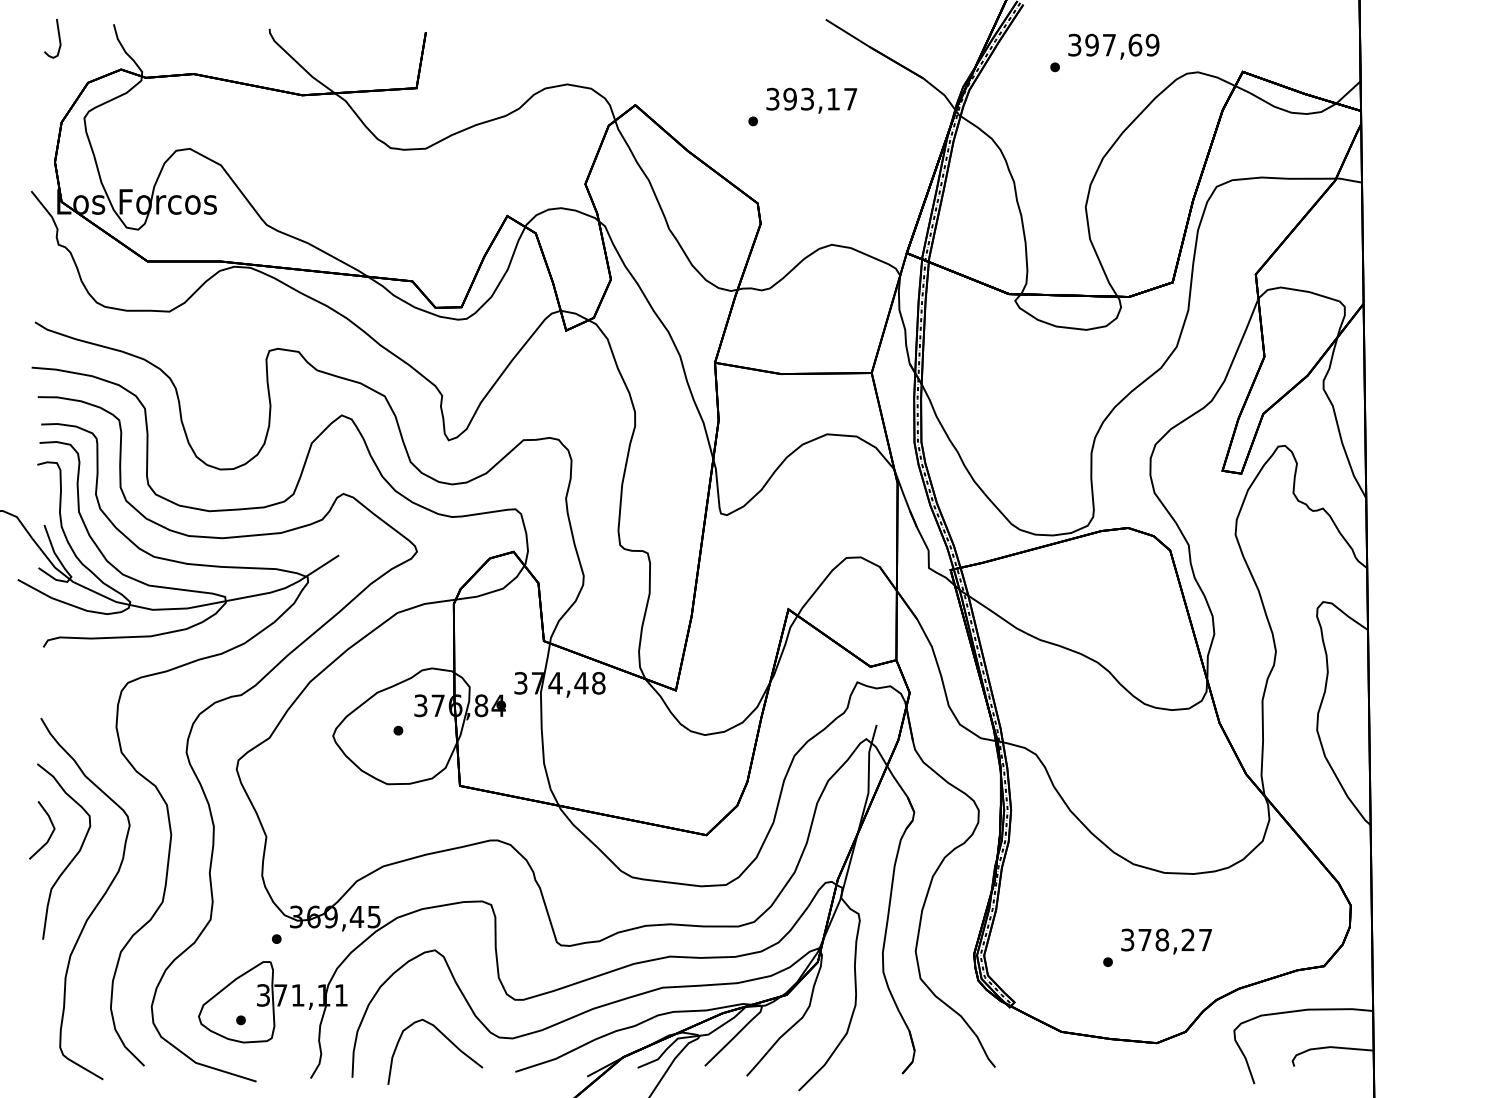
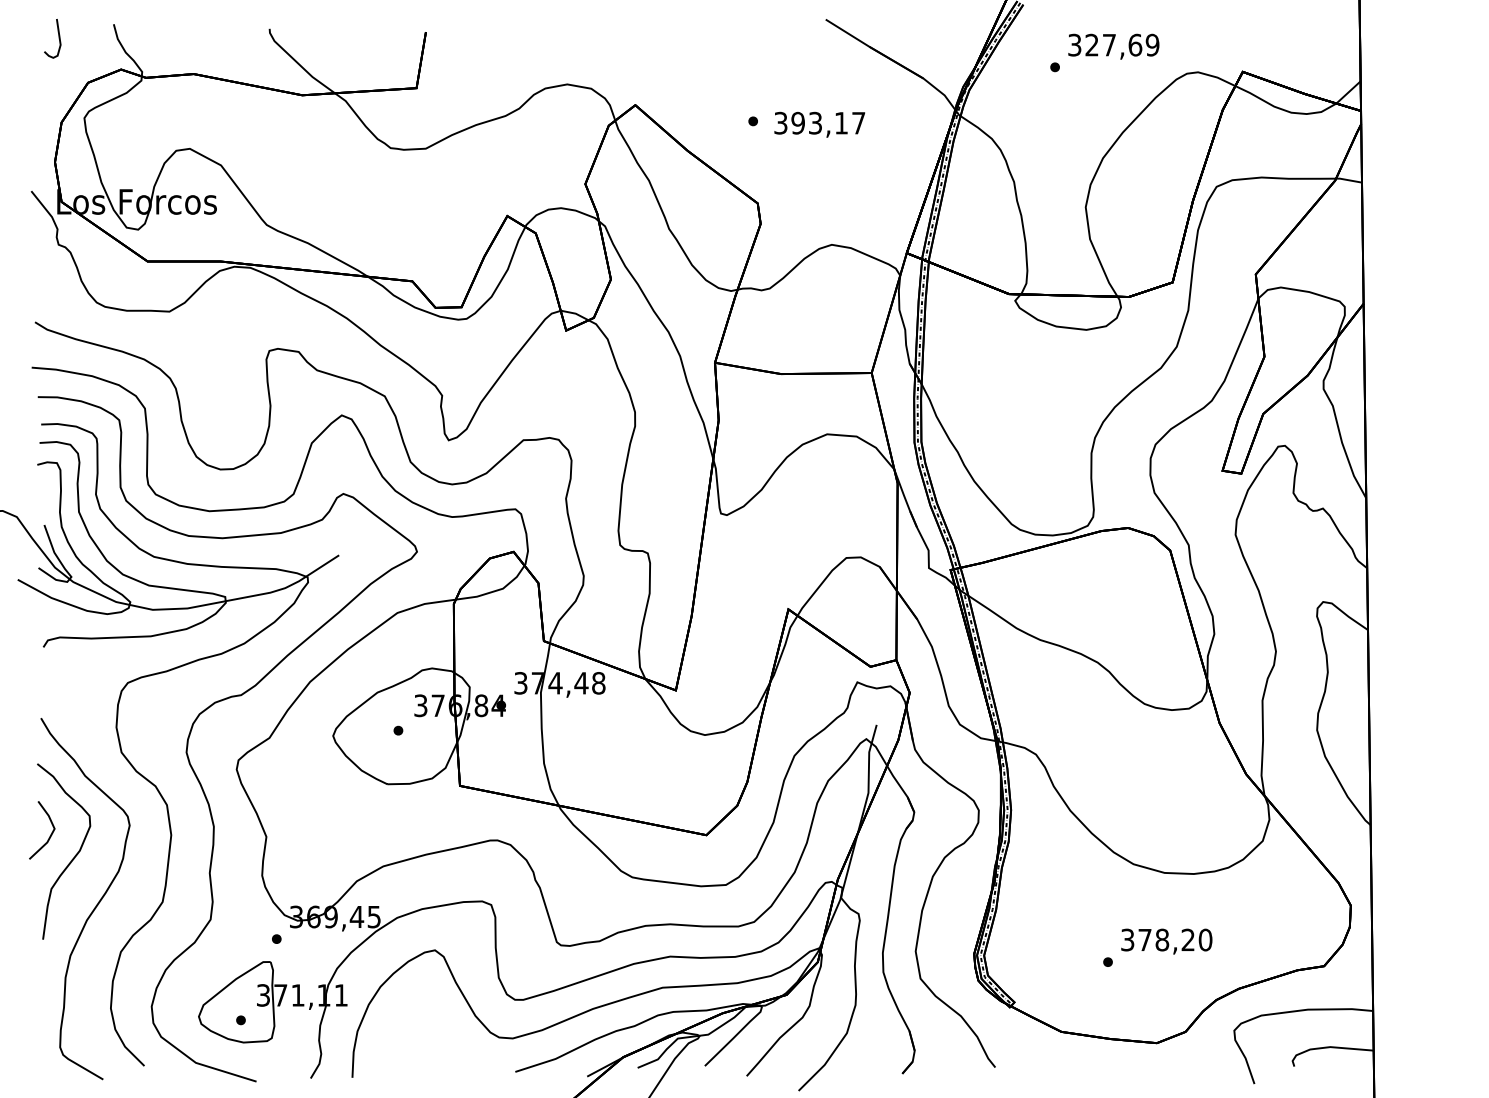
text: 397,69 -> 327,69 (1091, 45)
text position: (811, 100) -> (819, 124) (819, 124)
text: 378,27 -> 378,20 (1205, 939)
curve: present -> none (447, 1039)
